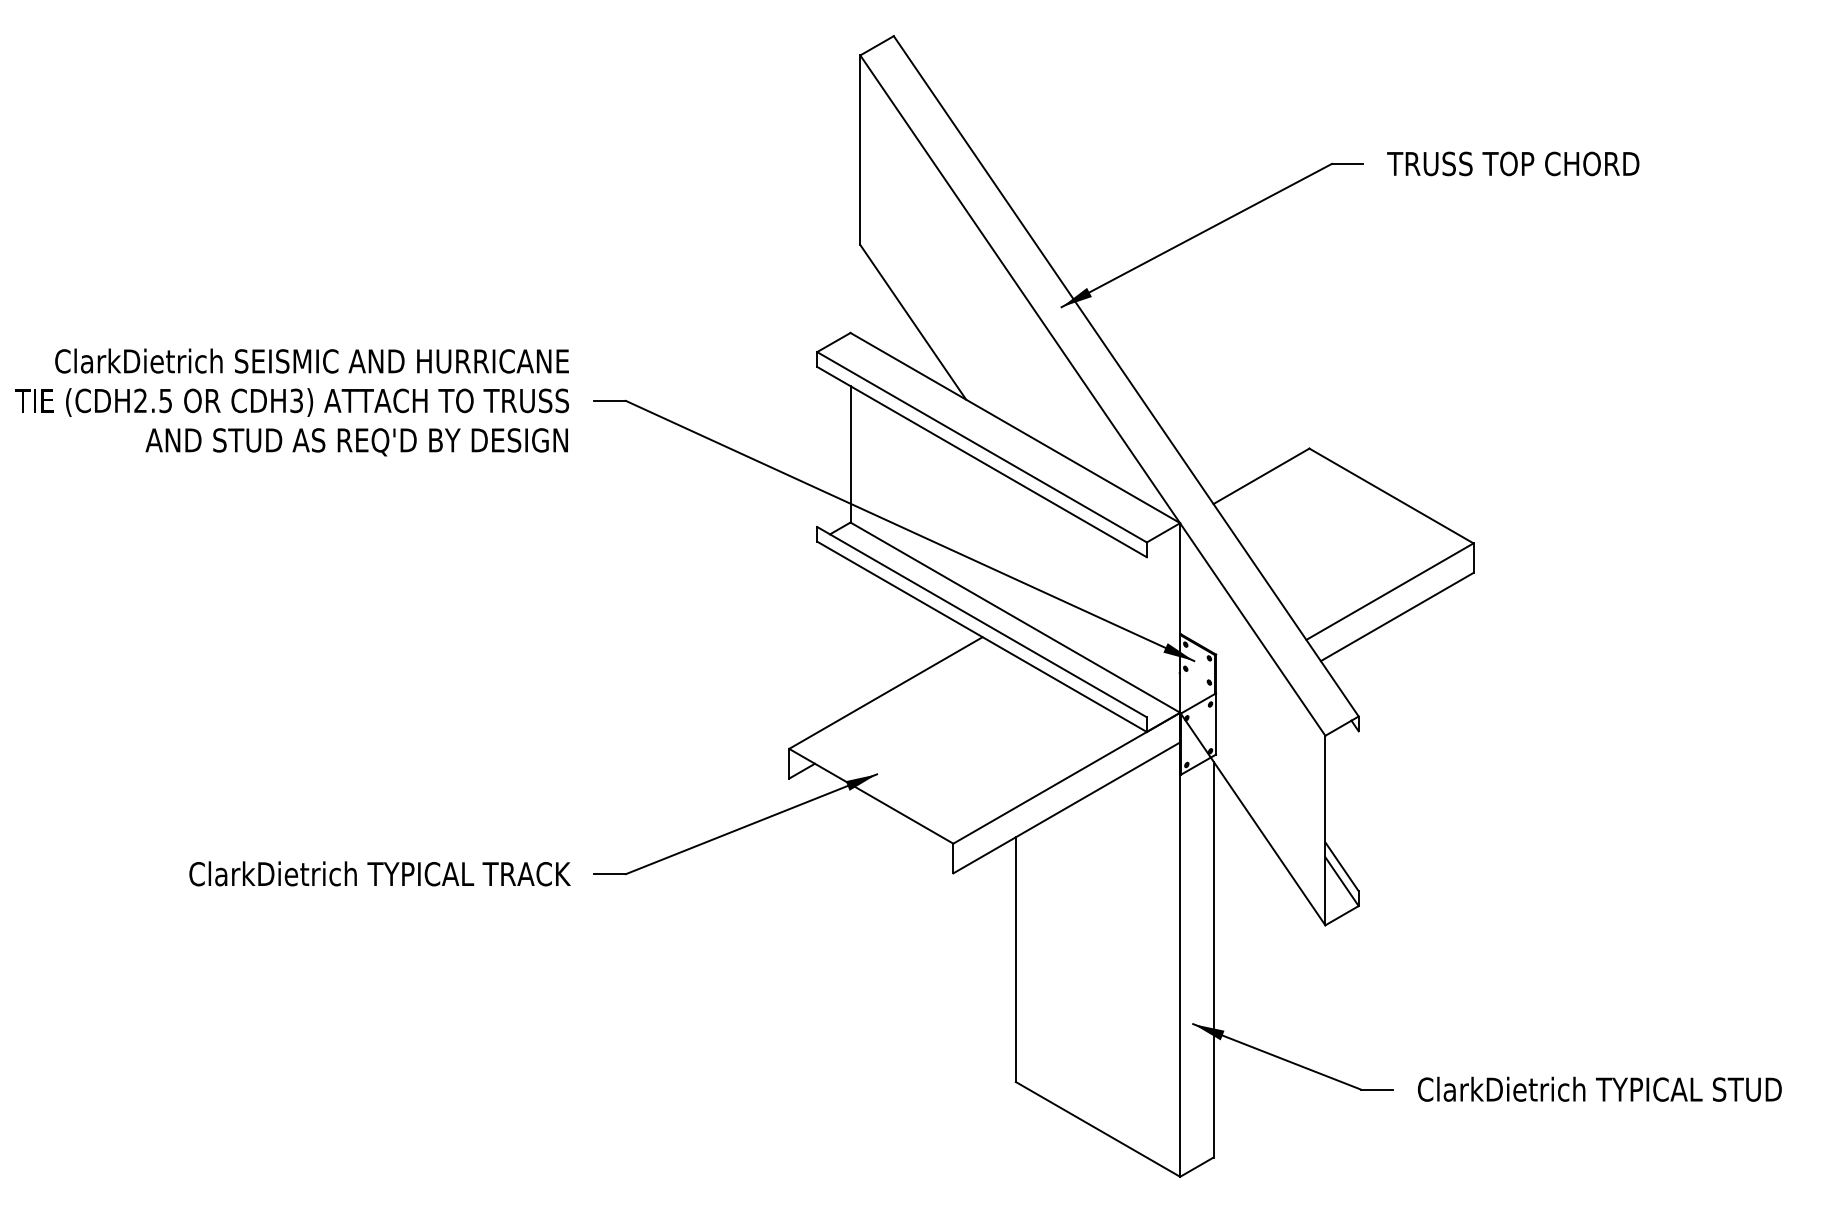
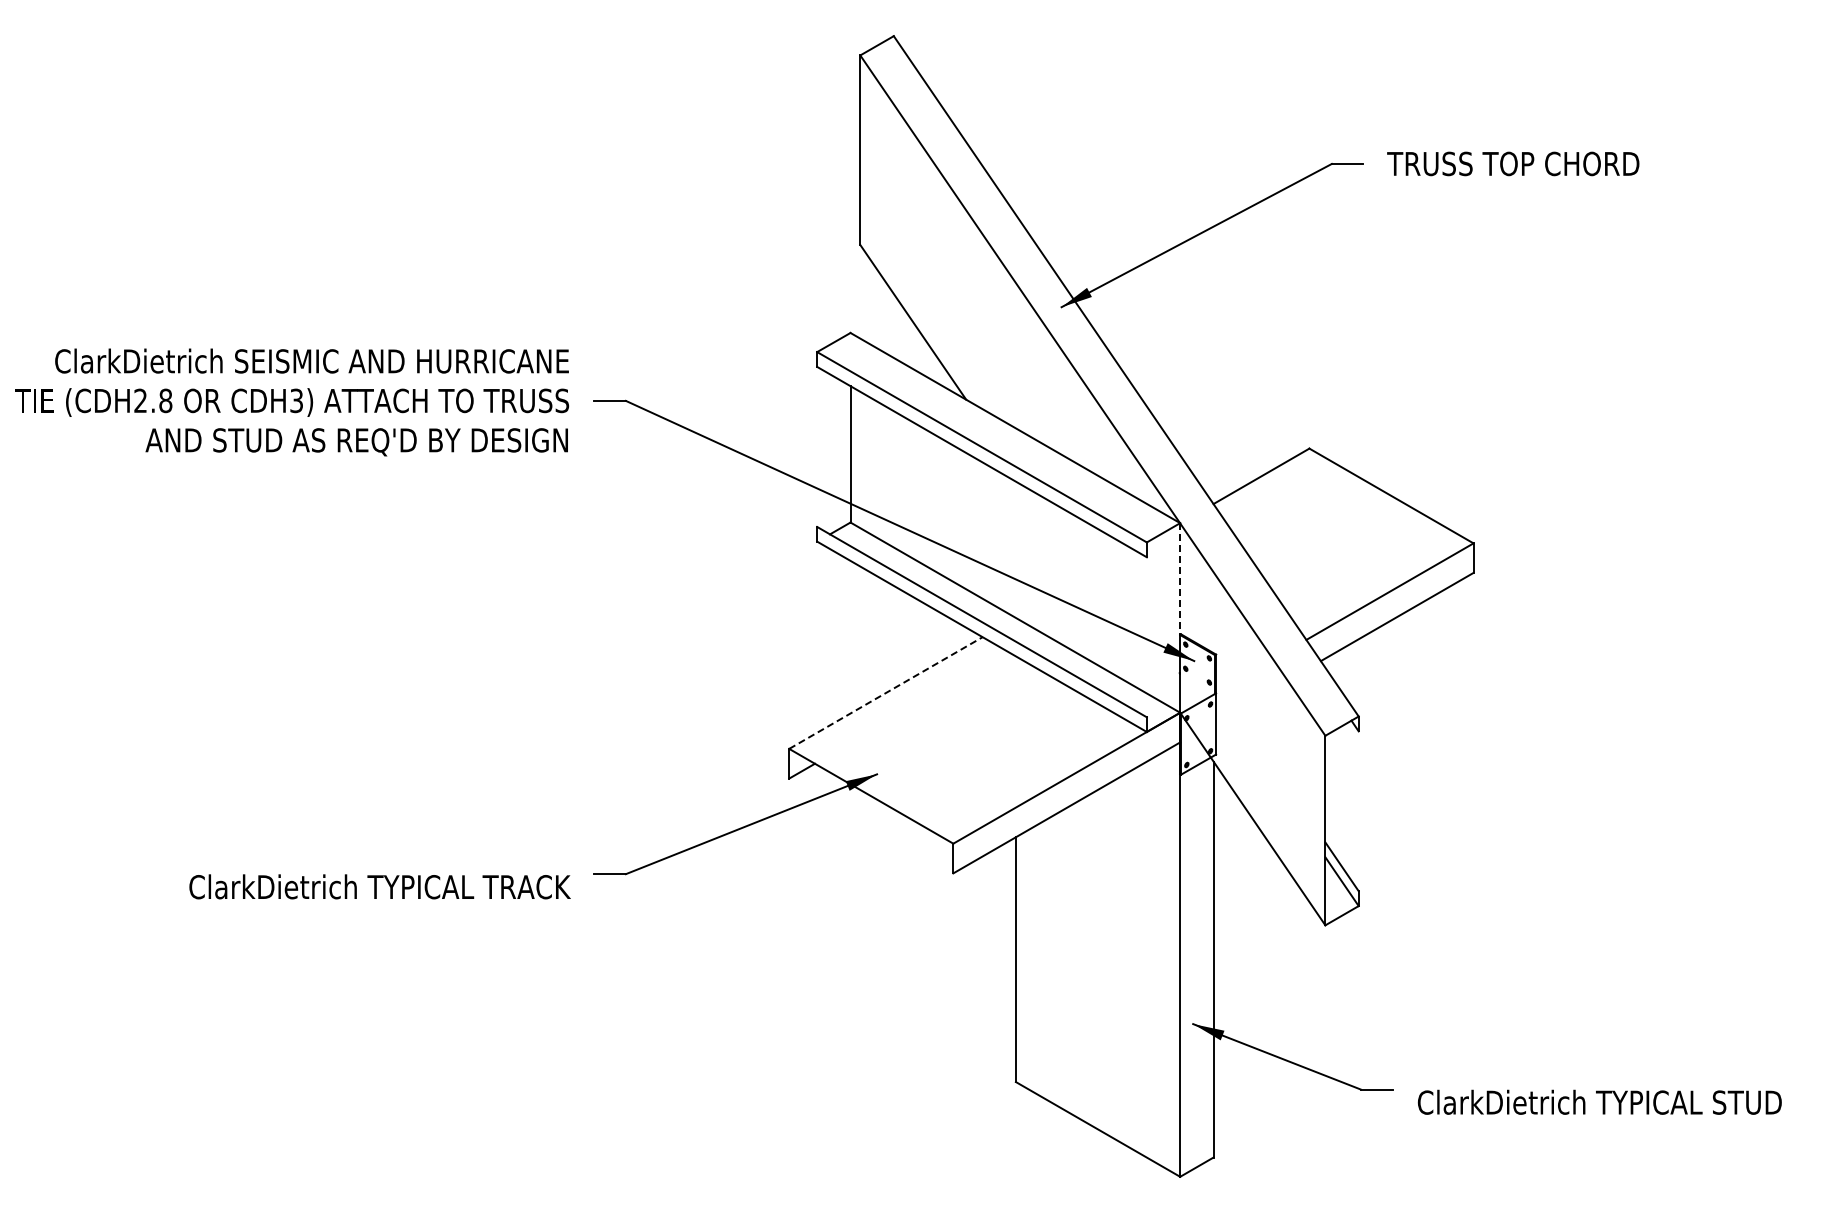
text: (CDH2.5 -> (CDH2.8 (165, 400)
line: solid -> dashed (1180, 579)
line: solid -> dashed (885, 693)
text position: (379, 873) -> (379, 886) (379, 886)
text position: (1599, 1088) -> (1599, 1101) (1599, 1101)
